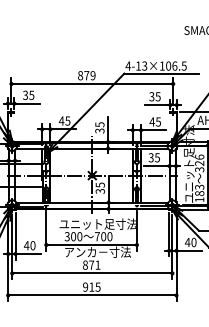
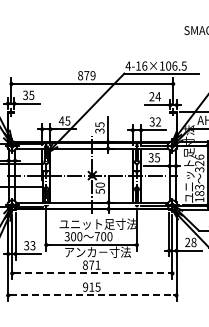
text: 4-13×106.5 -> 4-16×106.5 (144, 65)
text: 35 -> 24 (154, 96)
text: 45 -> 32 (155, 121)
text: 35 -> 50 (99, 187)
text: 40 -> 28 (190, 242)
text: 40 -> 33 (29, 245)
line: solid -> dashed (92, 273)
line: solid -> dashed (92, 295)
